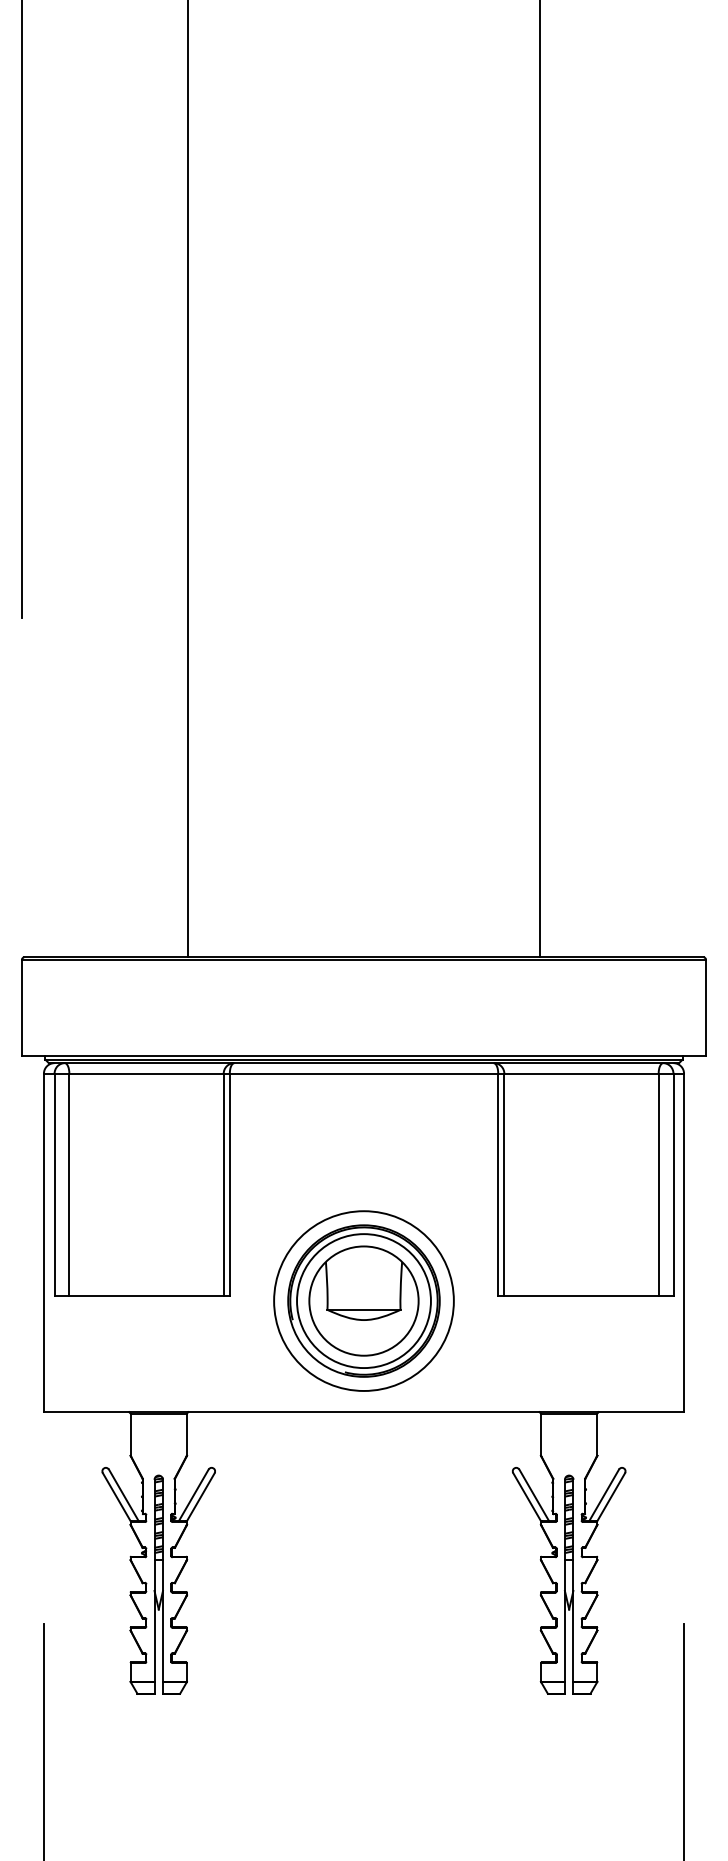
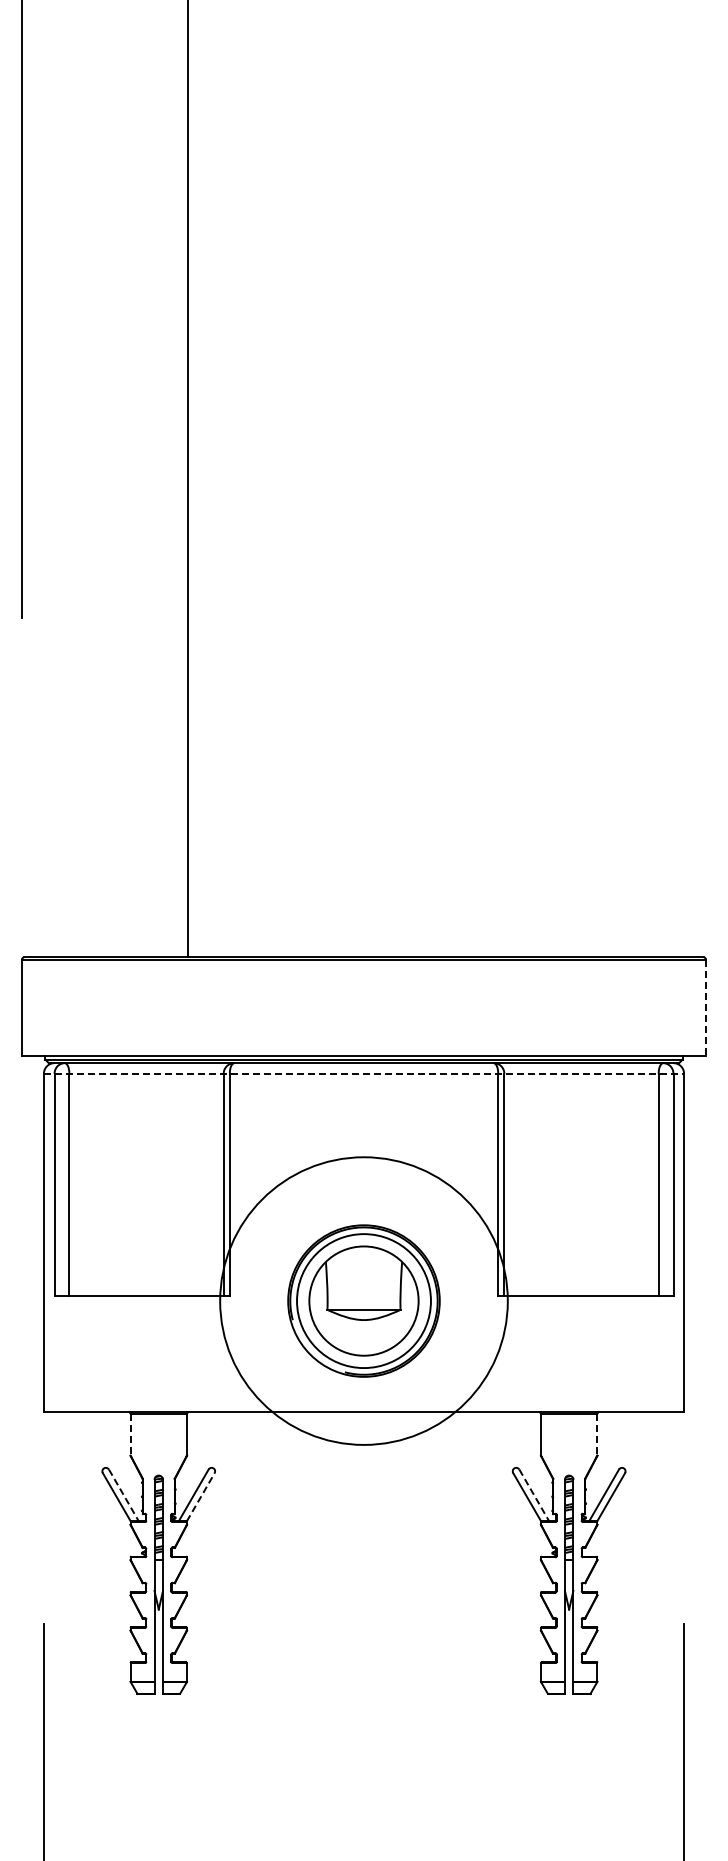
line: present -> none (540, 479)
line: solid -> dashed (705, 1008)
line: solid -> dashed (364, 1073)
circle diameter: 180 px -> 288 px (363, 1300)
line: solid -> dashed (130, 1435)
line: solid -> dashed (597, 1435)
line: solid -> dashed (123, 1495)
line: solid -> dashed (534, 1495)
line: solid -> dashed (200, 1497)
